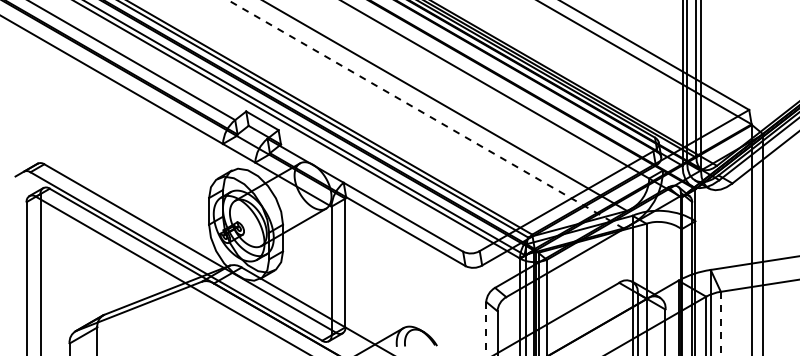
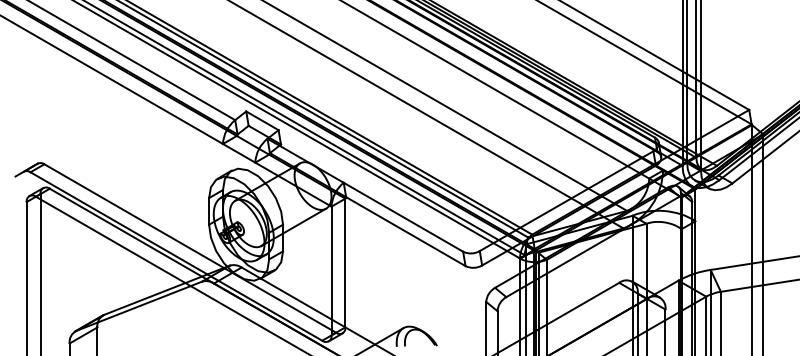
line: dashed -> solid (426, 114)
line: dashed -> solid (720, 323)
line: dashed -> solid (486, 328)
